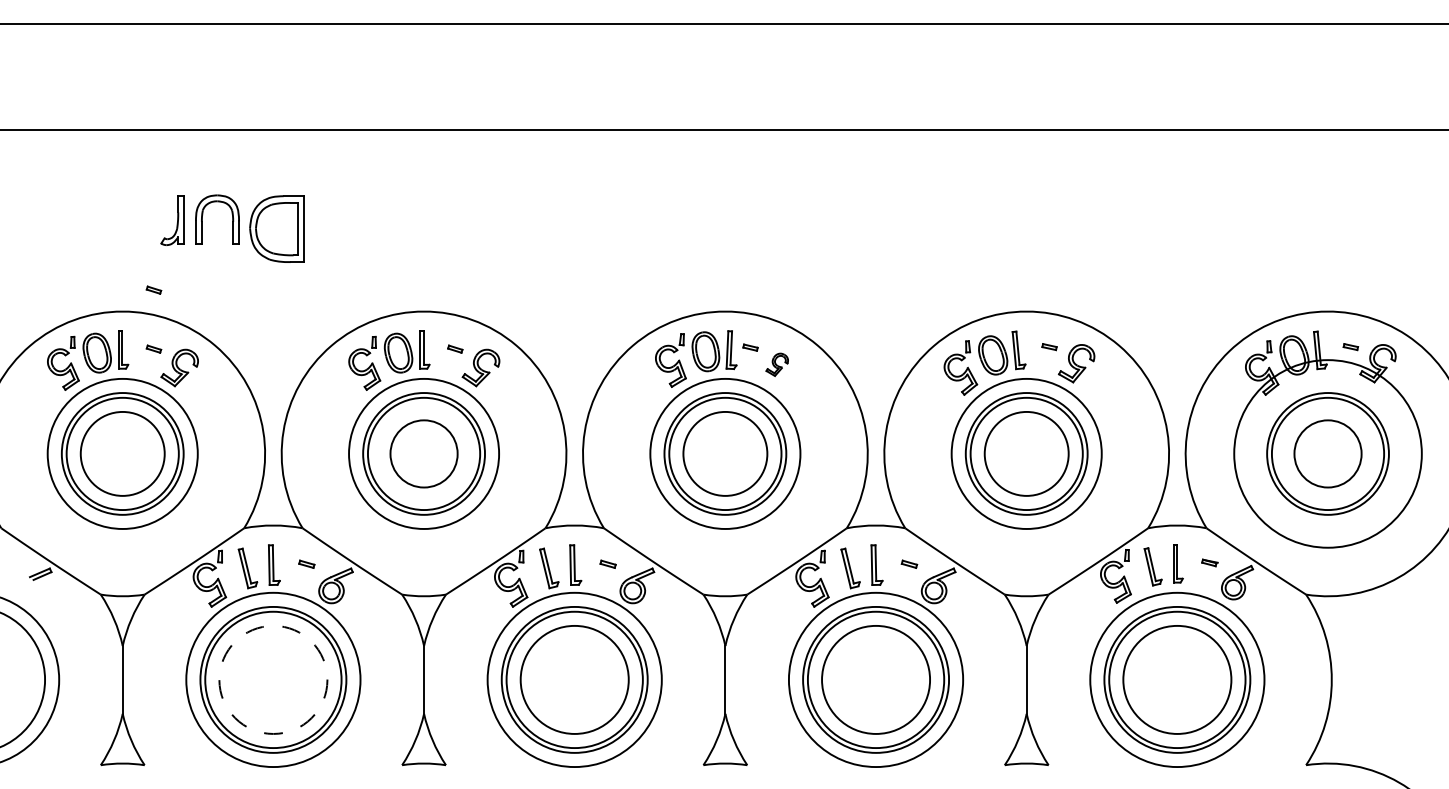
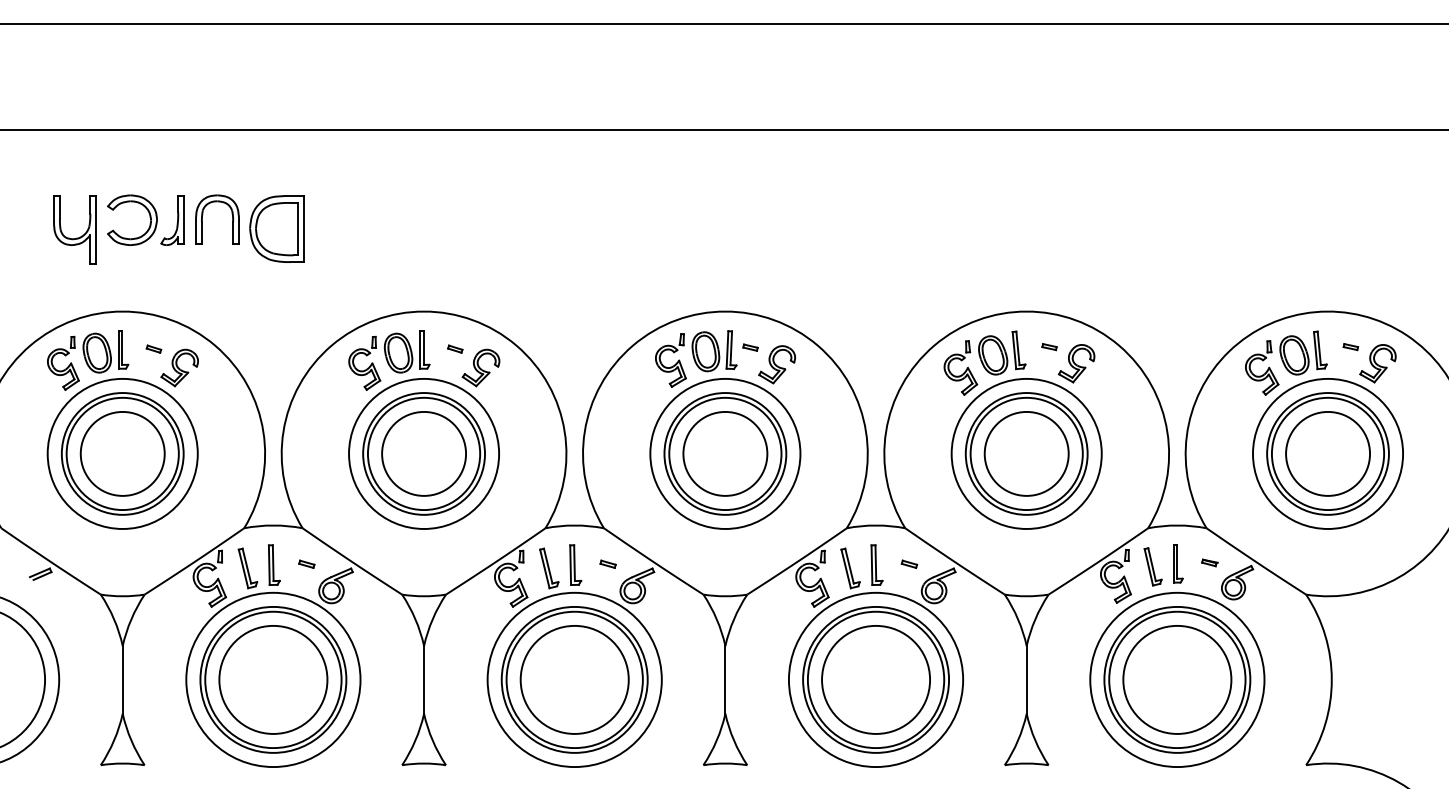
part: none -> present (137, 203)
part: none -> present (76, 237)
part: present -> none (153, 289)
part size: 24x25 px -> 39x40 px (777, 364)
circle diameter: 67 px -> 84 px (424, 453)
circle diameter: 188 px -> 150 px (1327, 453)
circle diameter: 67 px -> 84 px (1328, 453)
circle: dashed -> solid (273, 679)
